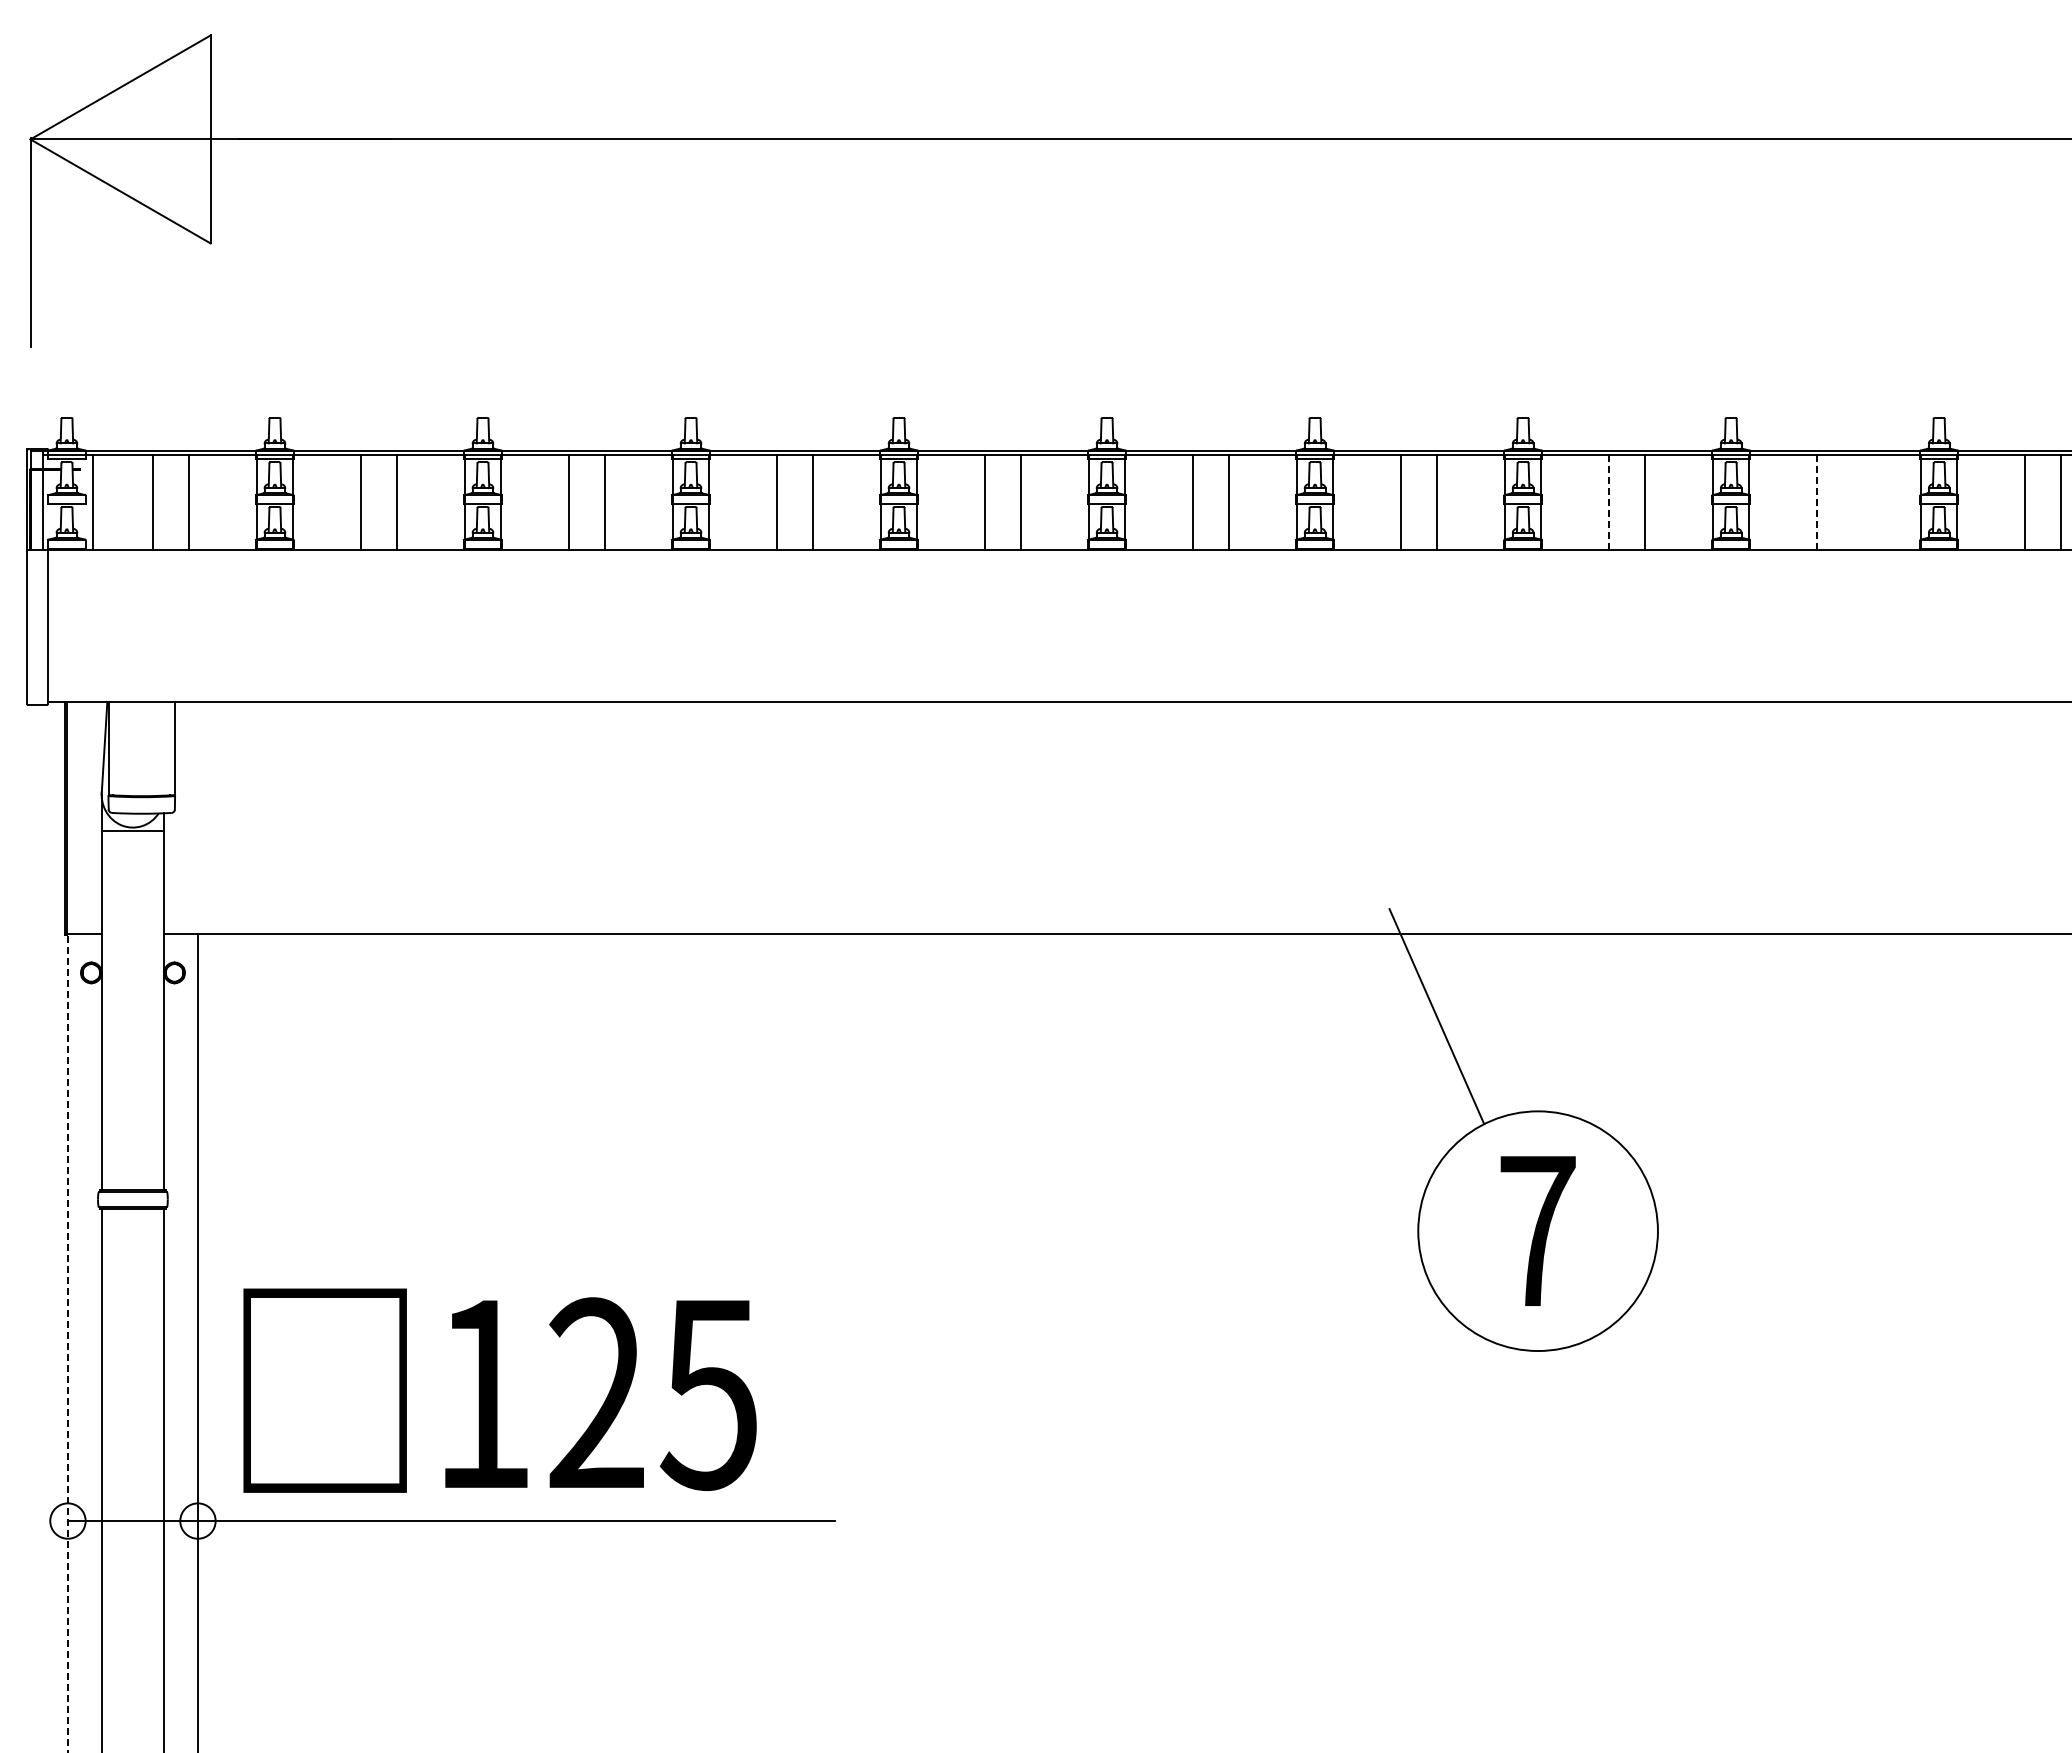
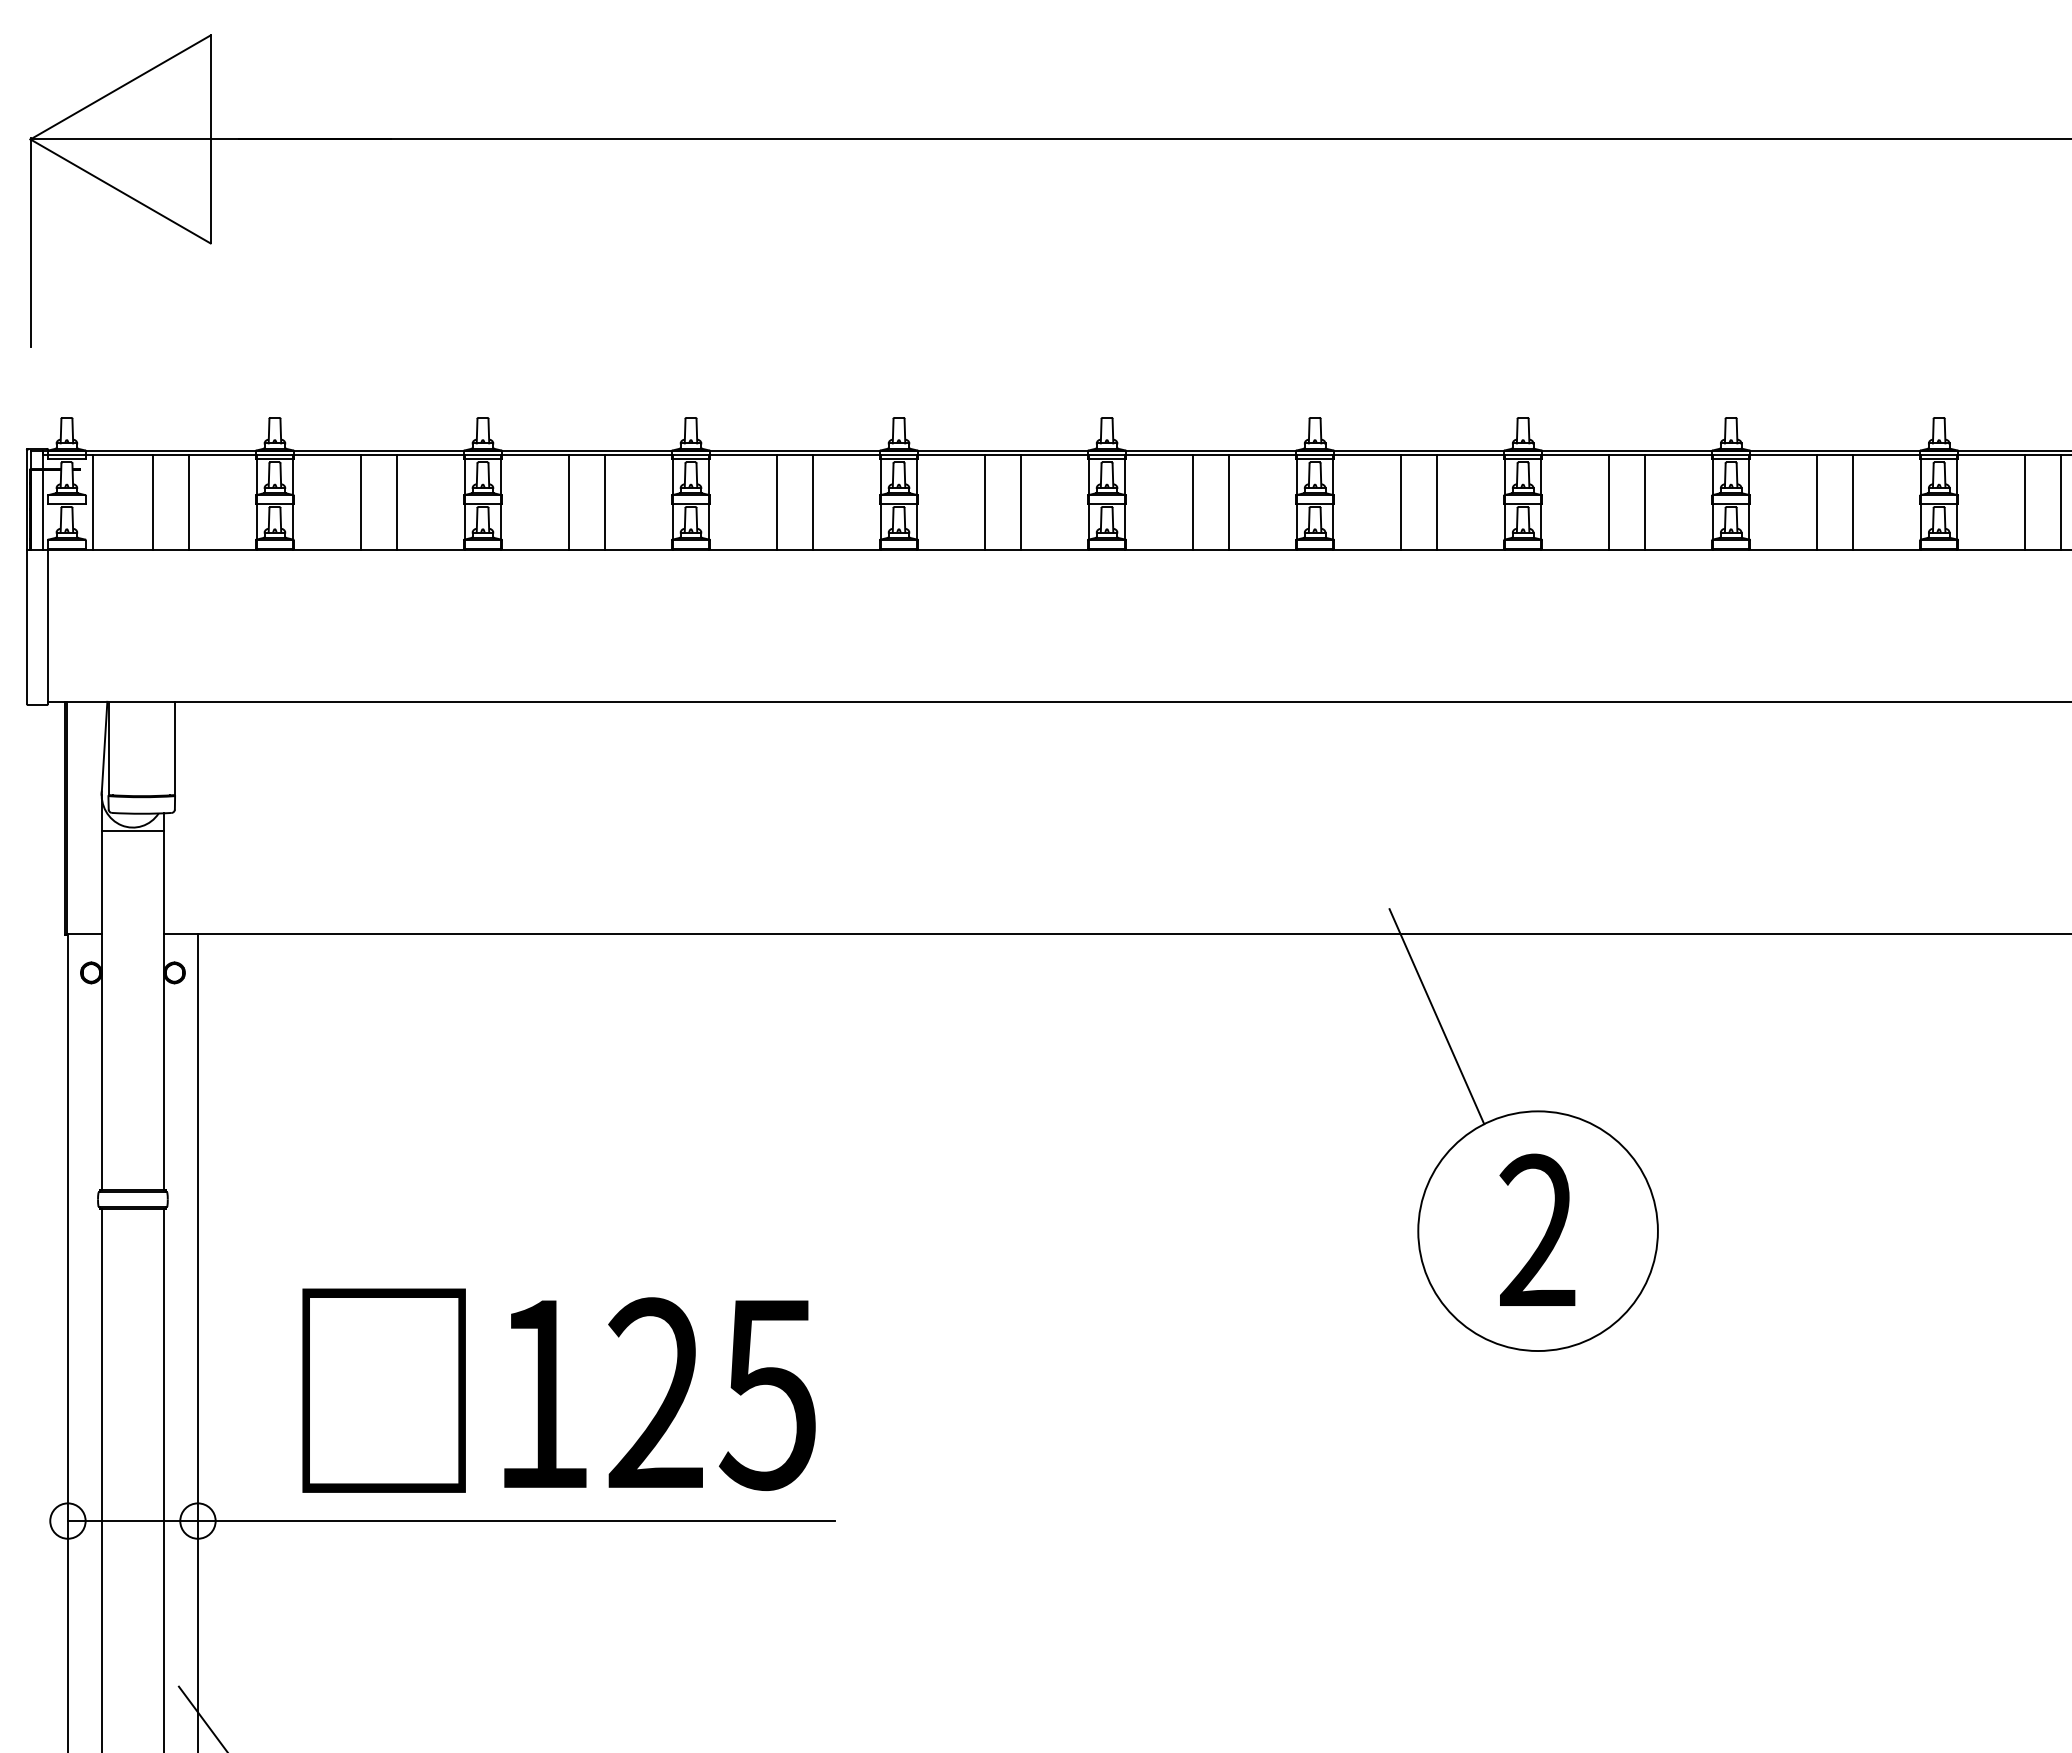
line: dashed -> solid (1608, 502)
line: dashed -> solid (1816, 502)
line: none -> present (1853, 502)
text: 7 -> 2 (1537, 1229)
line: dashed -> solid (67, 1343)
text position: (499, 1390) -> (558, 1390) (558, 1390)
line: none -> present (201, 1717)
